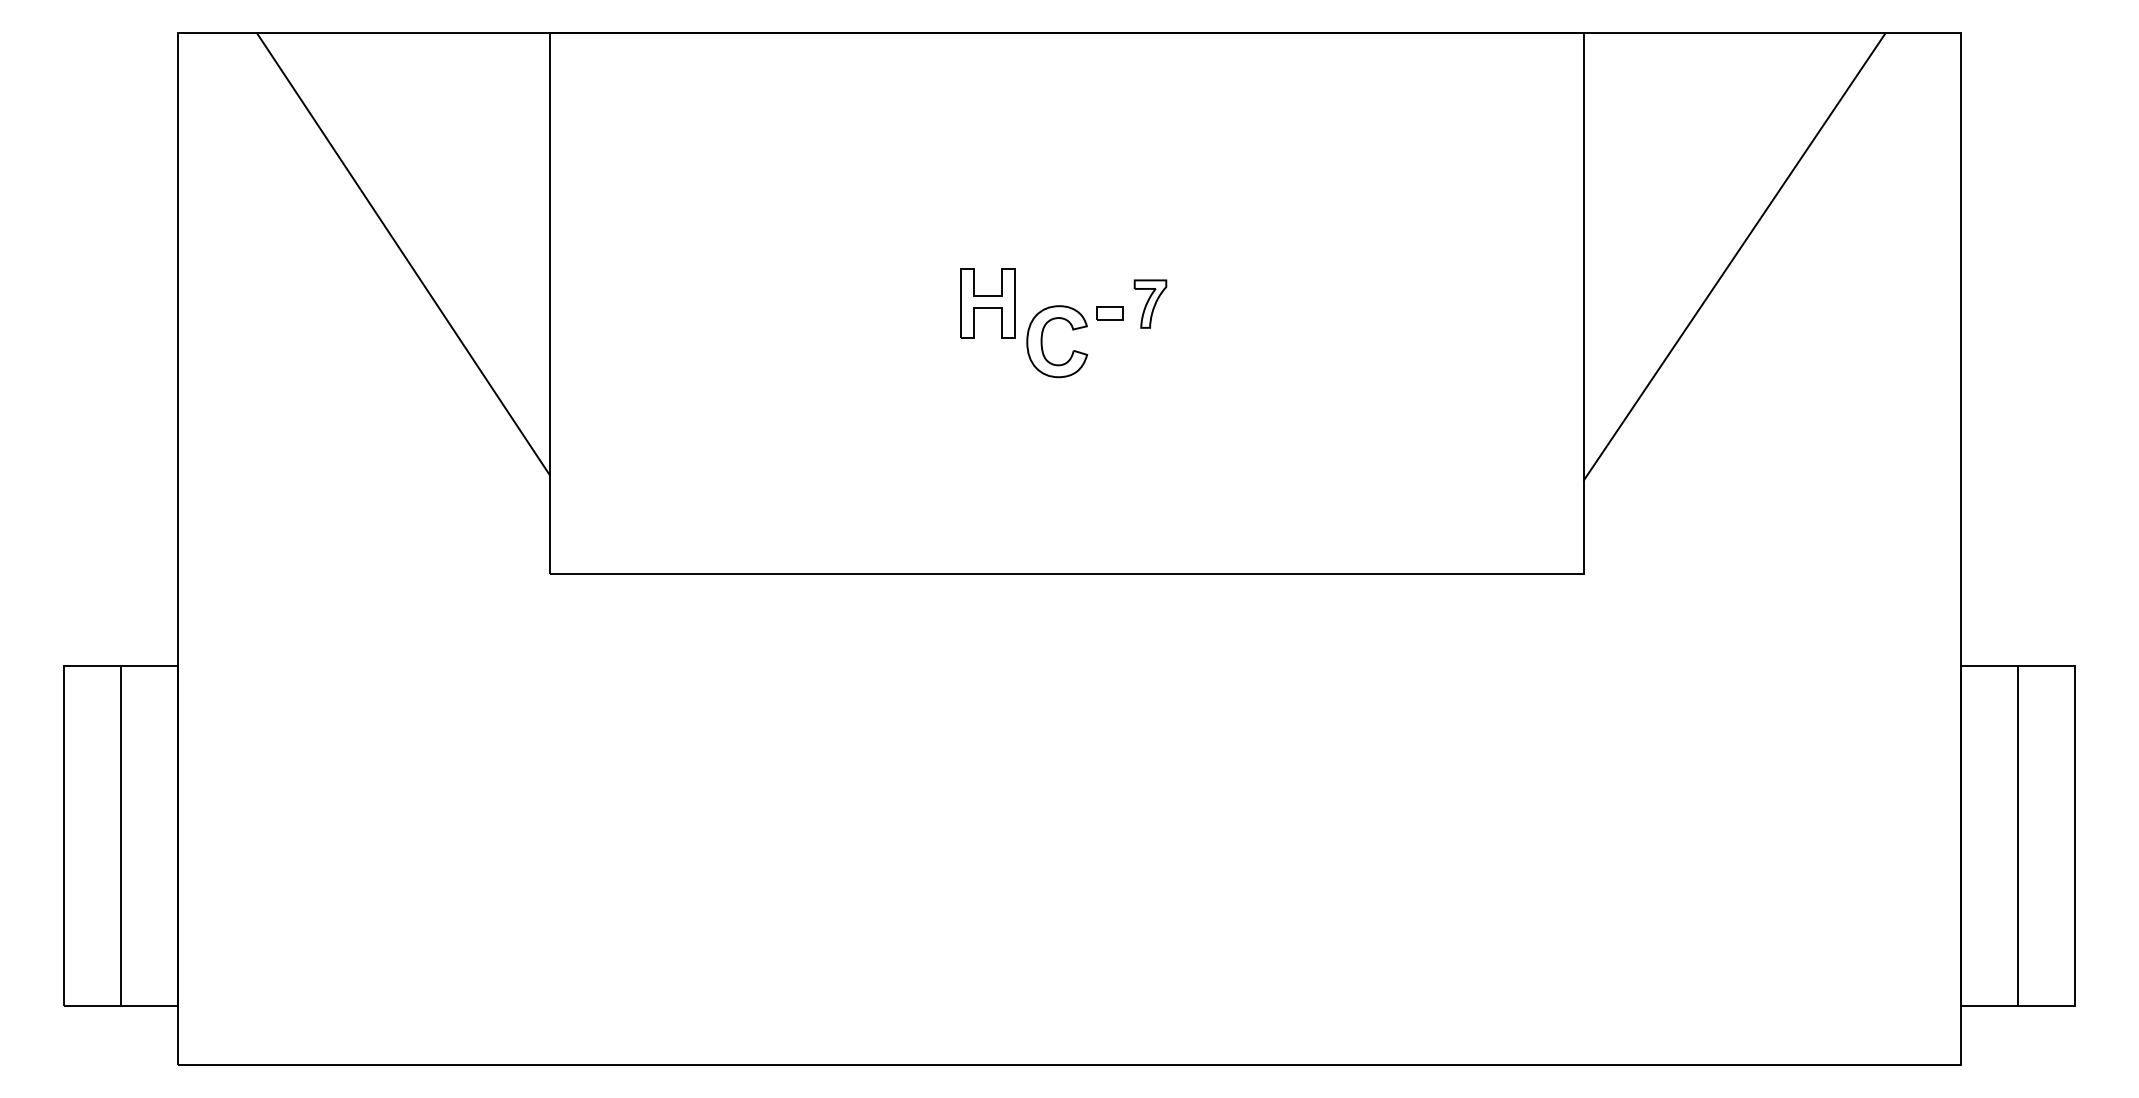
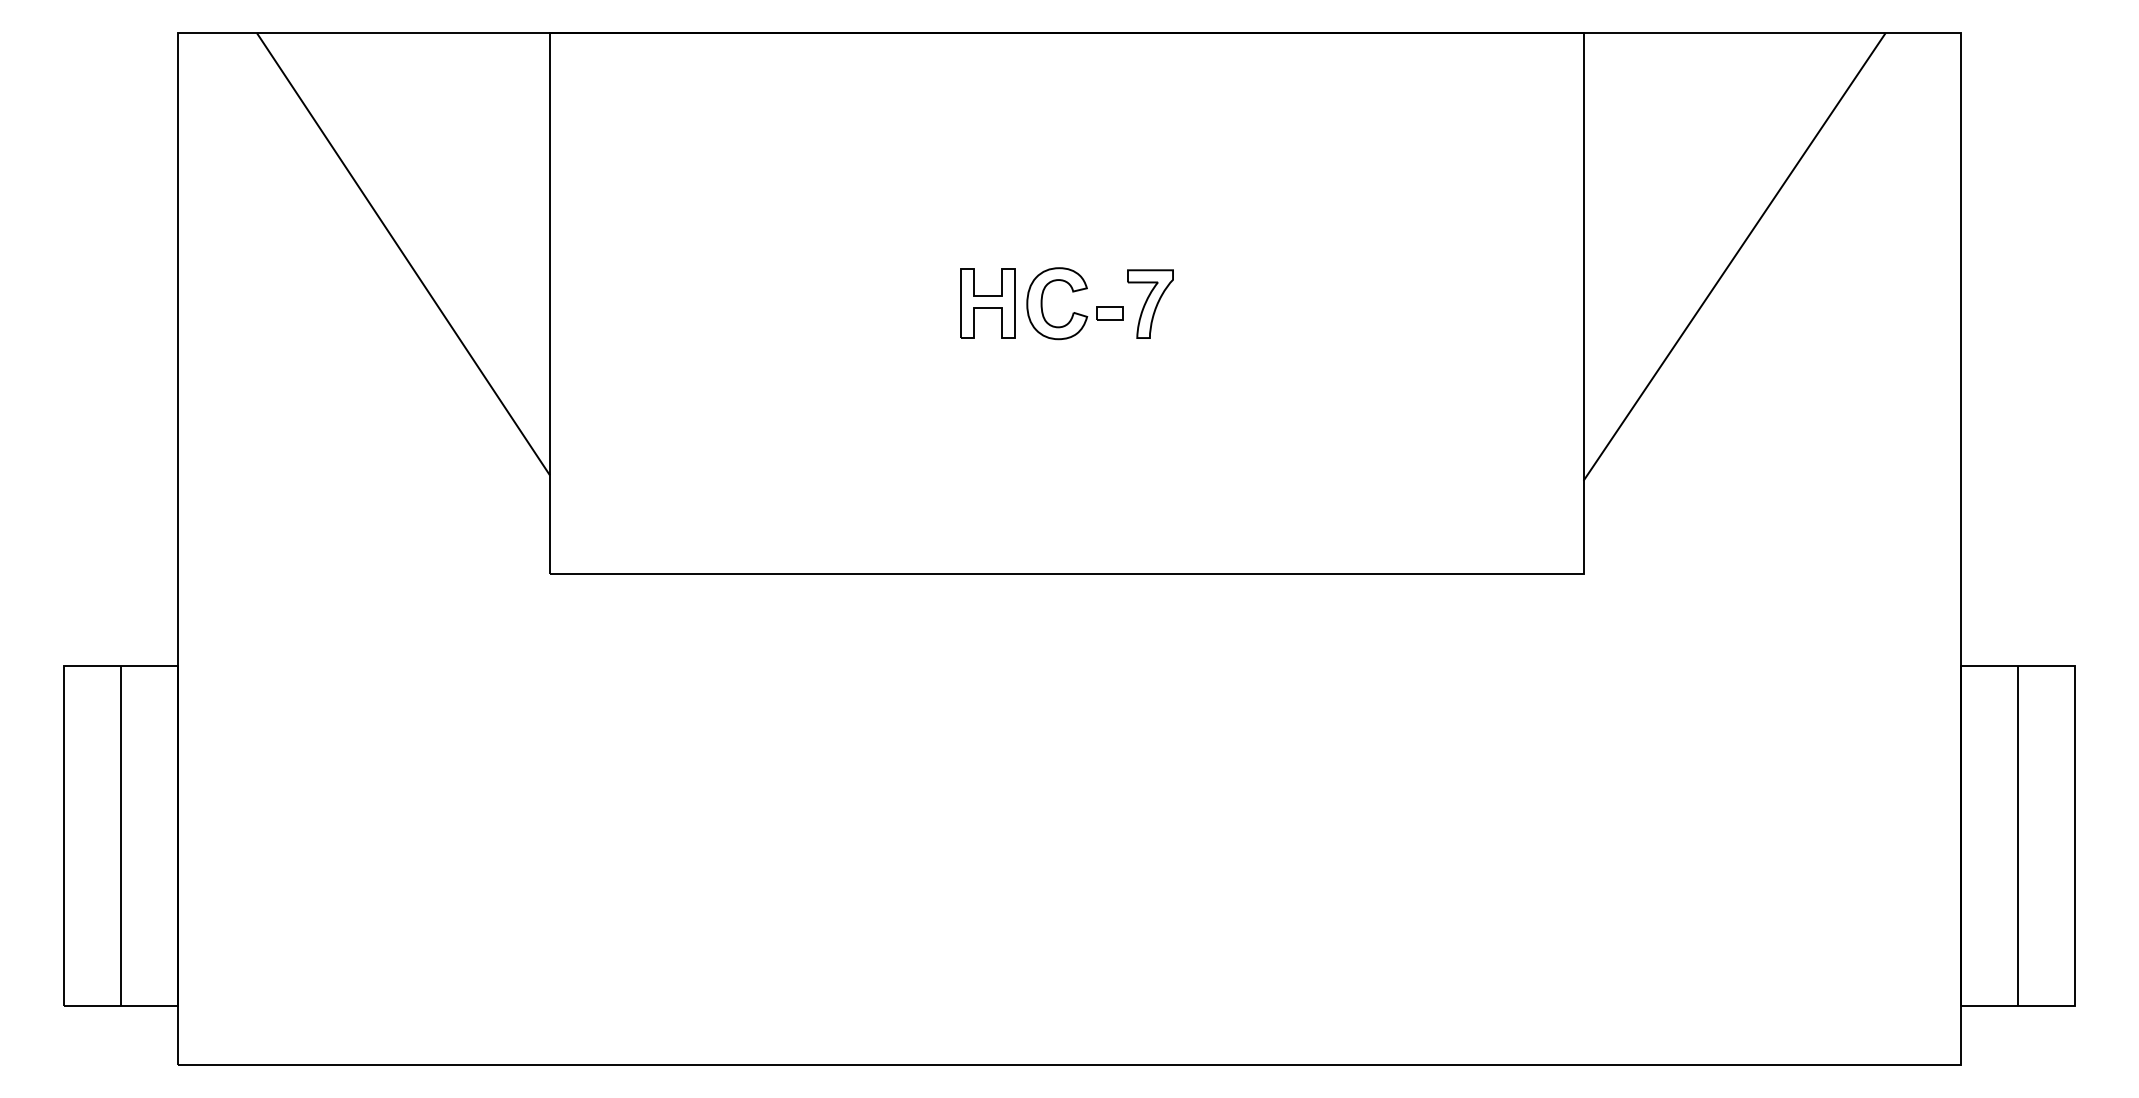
part size: 35x50 px -> 47x70 px (1150, 303)
part position: (1042, 341) -> (1042, 303) (1042, 303)
